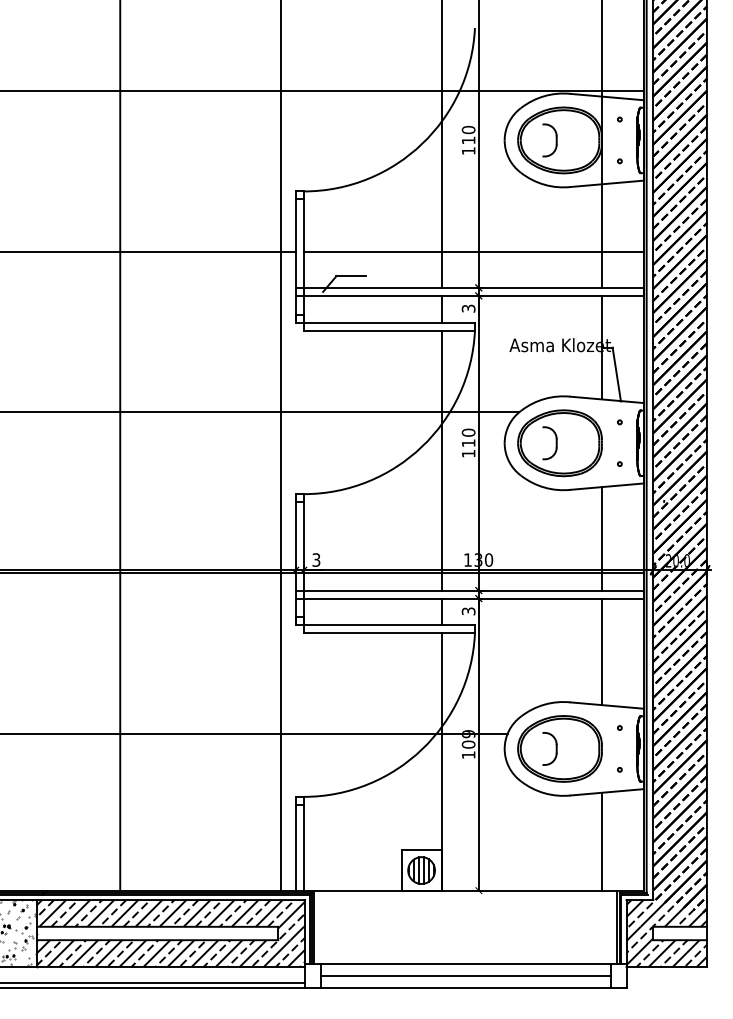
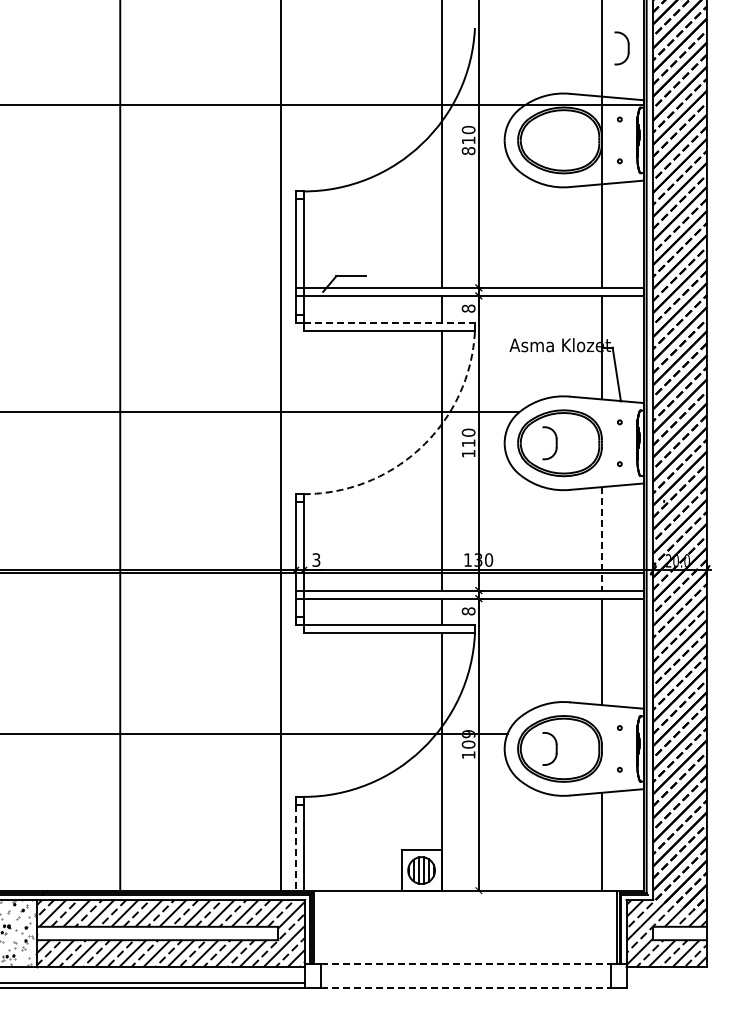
line position: (322, 90) -> (322, 104) (322, 104)
part position: (549, 140) -> (621, 48) (621, 48)
text: 110 -> 810 (468, 151)
line: present -> none (148, 251)
line: present -> none (473, 251)
text: 3 -> 8 (468, 308)
line: solid -> dashed (389, 322)
arc: solid -> dashed (422, 446)
line: solid -> dashed (602, 538)
text: 3 -> 8 (468, 611)
line: solid -> dashed (295, 847)
line: solid -> dashed (465, 964)
line: present -> none (465, 976)
line: solid -> dashed (465, 988)
